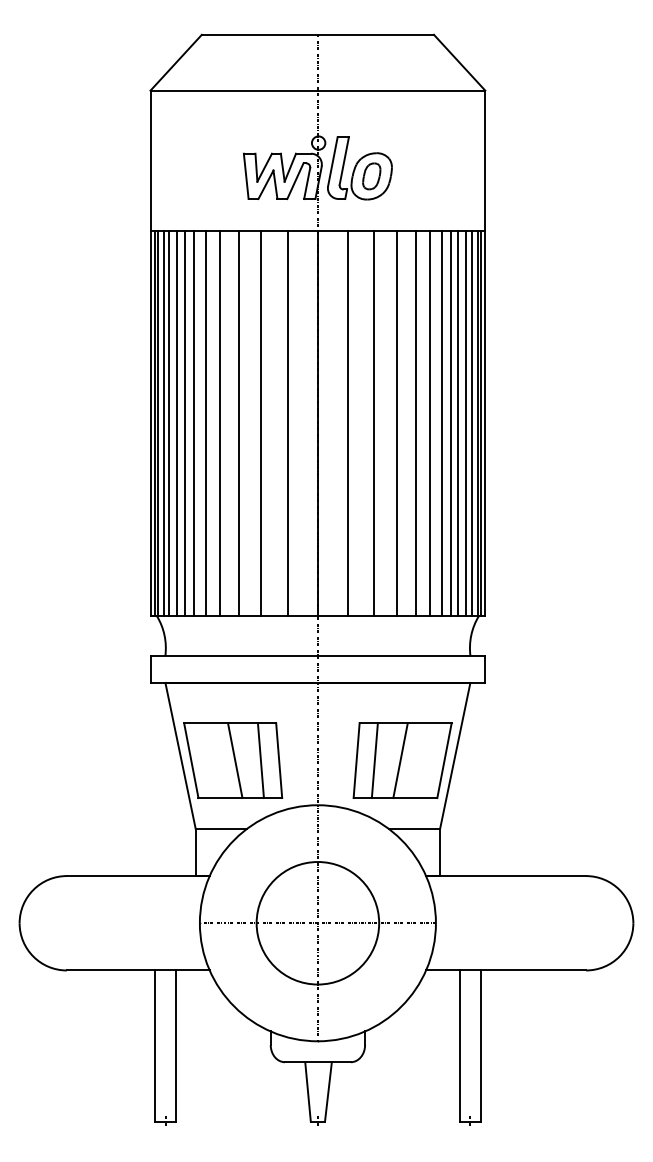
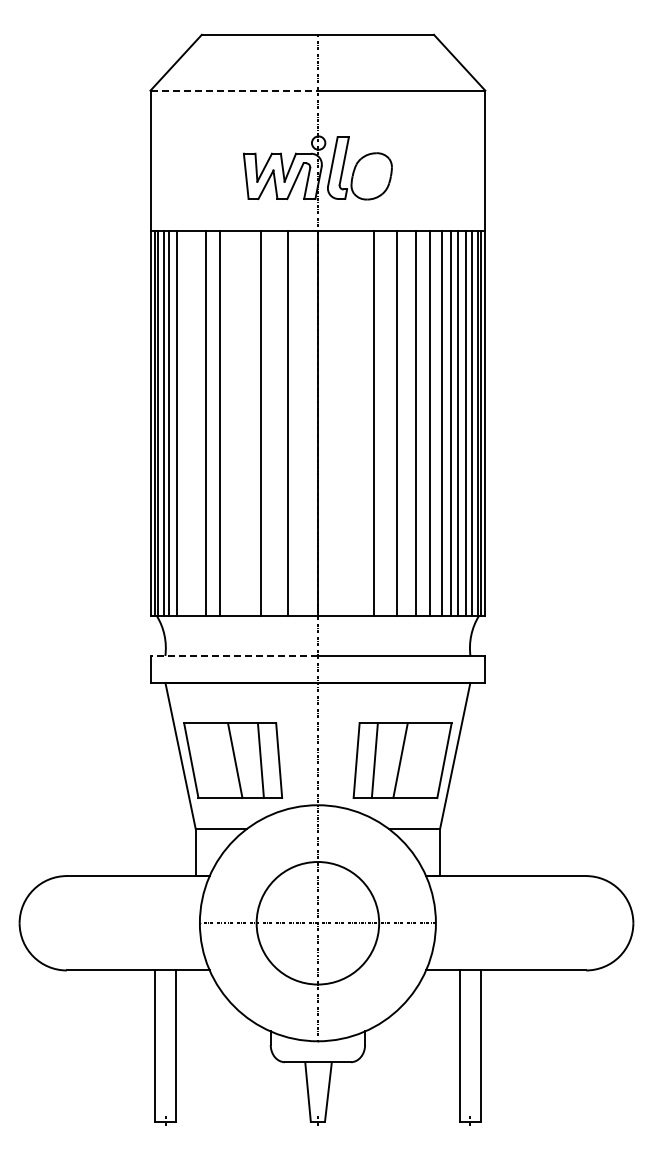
line: solid -> dashed (234, 90)
part: present -> none (371, 176)
line: present -> none (184, 423)
line: present -> none (193, 423)
line: present -> none (238, 423)
line: present -> none (348, 423)
line: solid -> dashed (234, 656)
